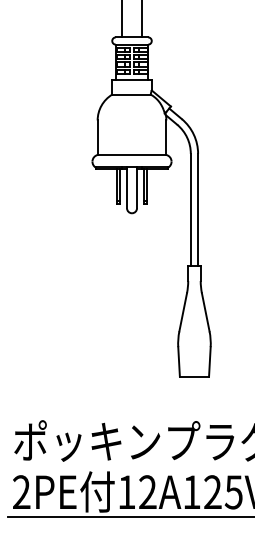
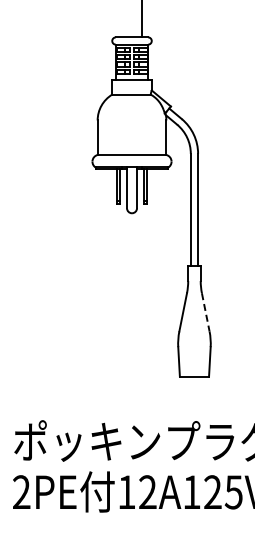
line: present -> none (122, 19)
line: solid -> dashed (205, 312)
line: present -> none (129, 517)
